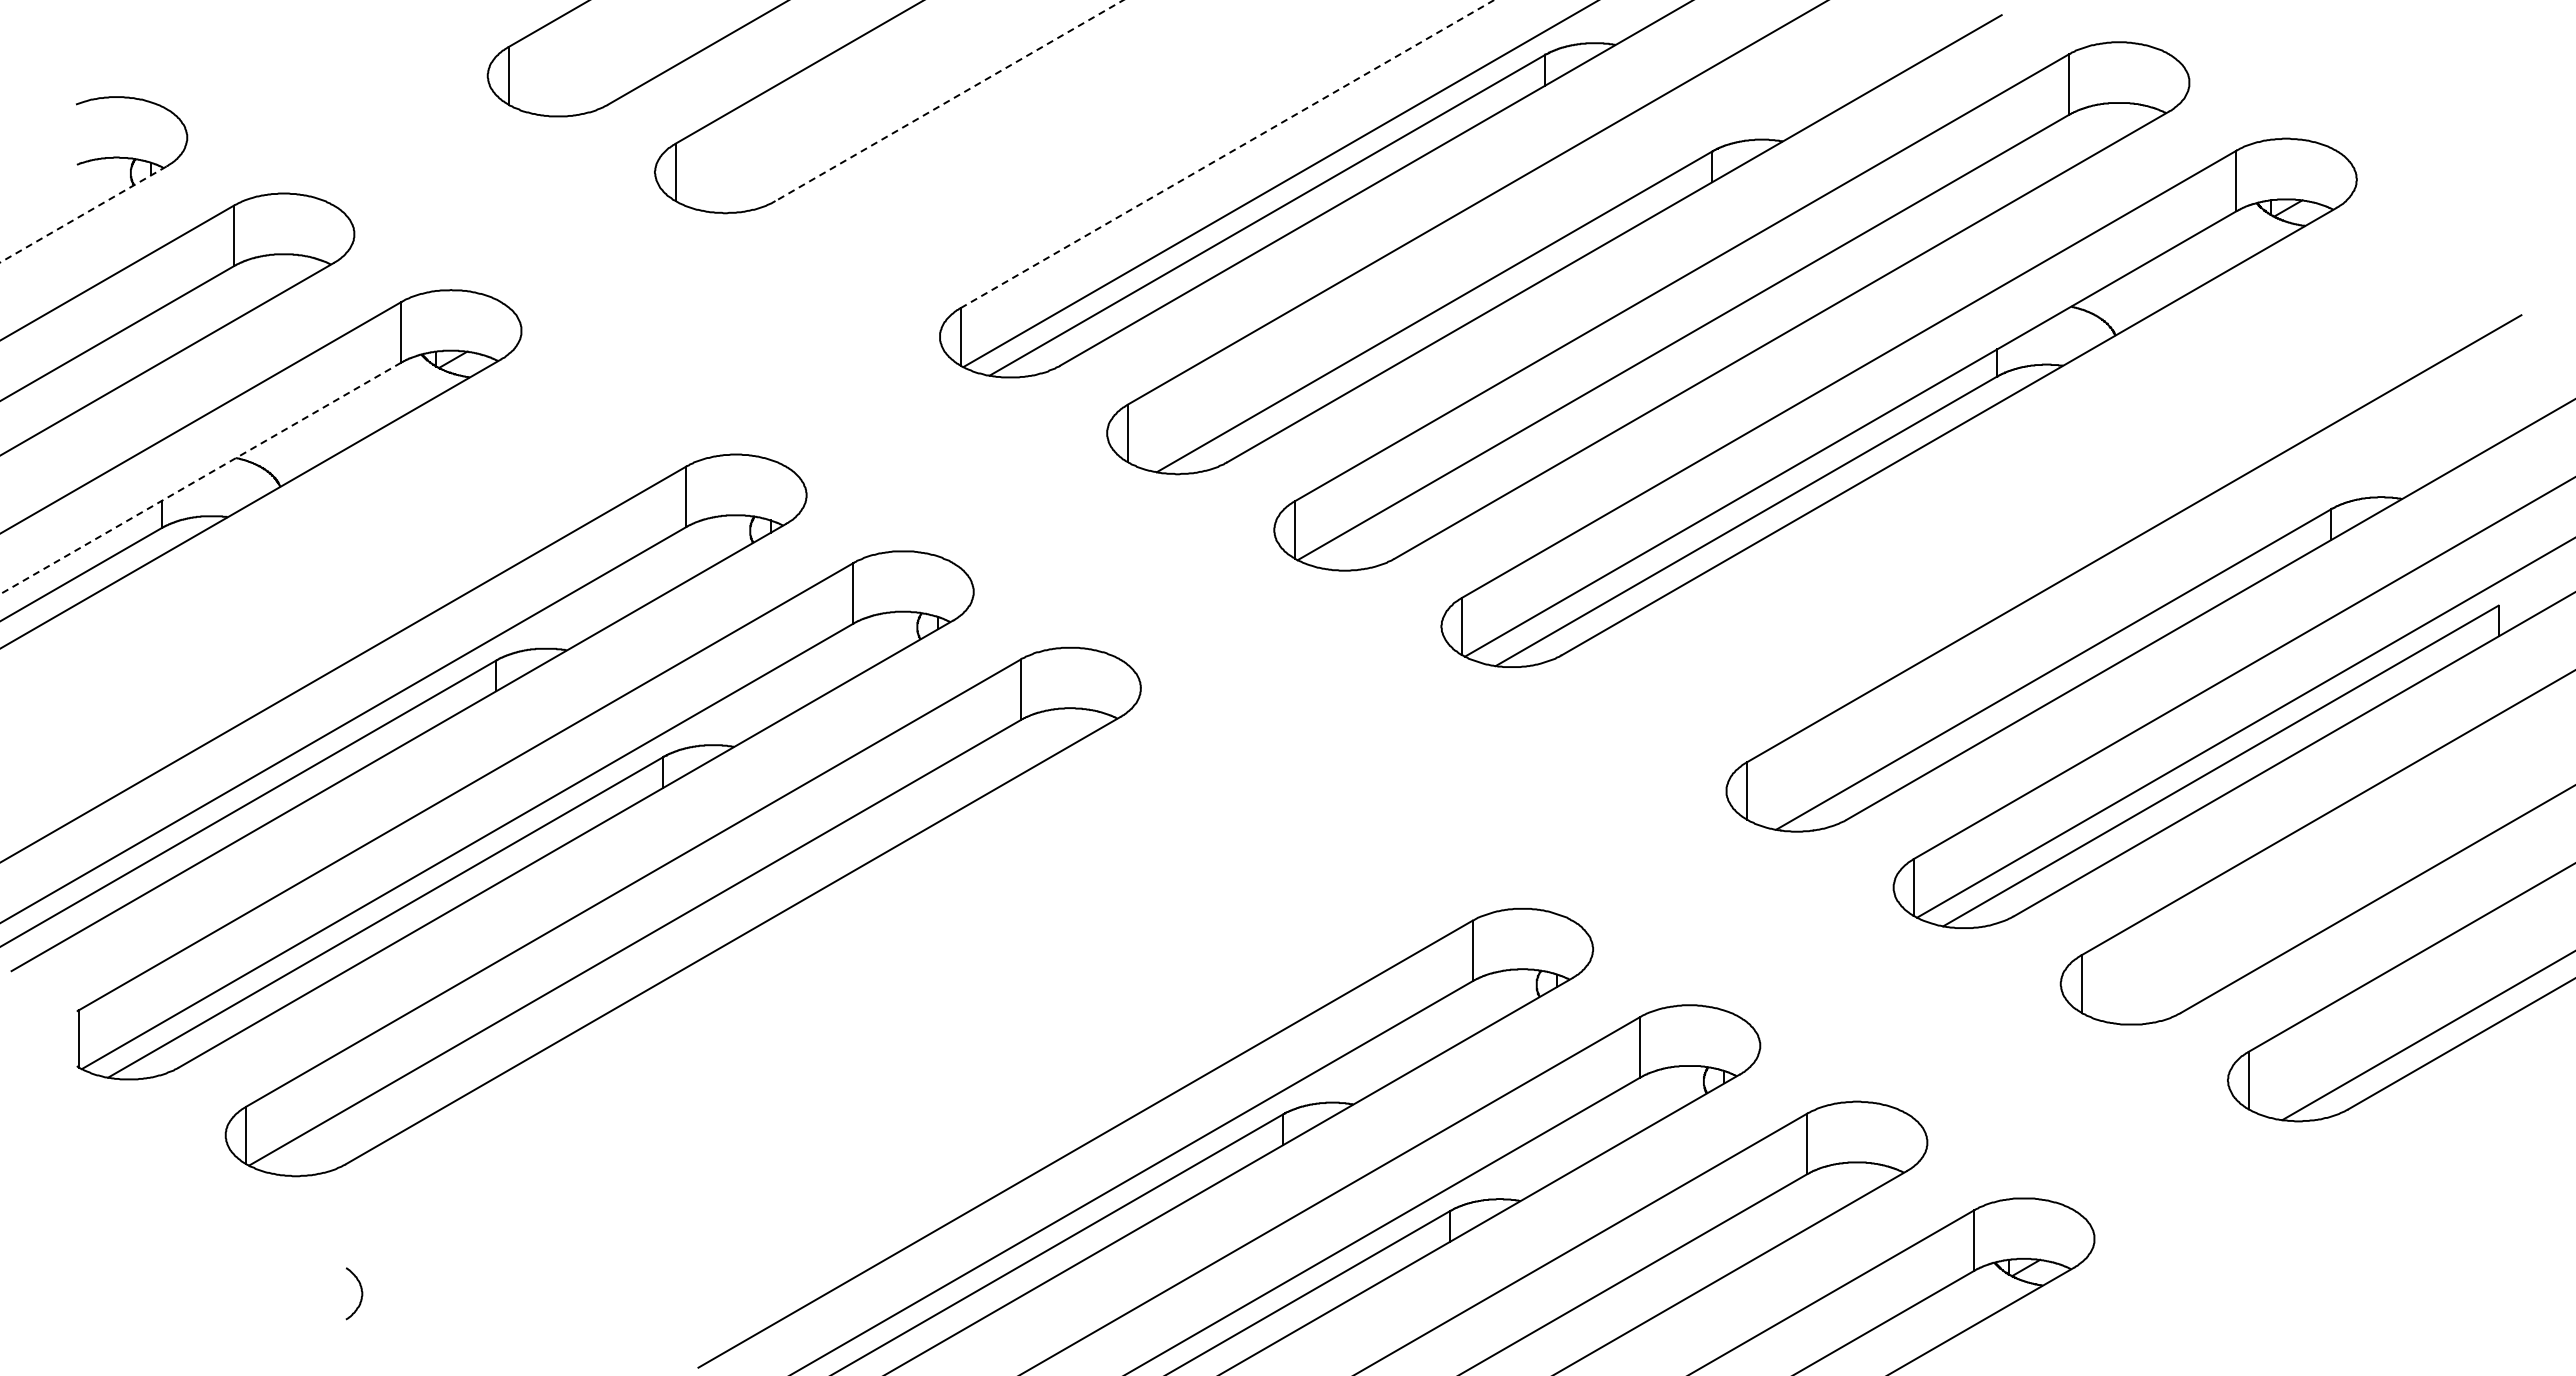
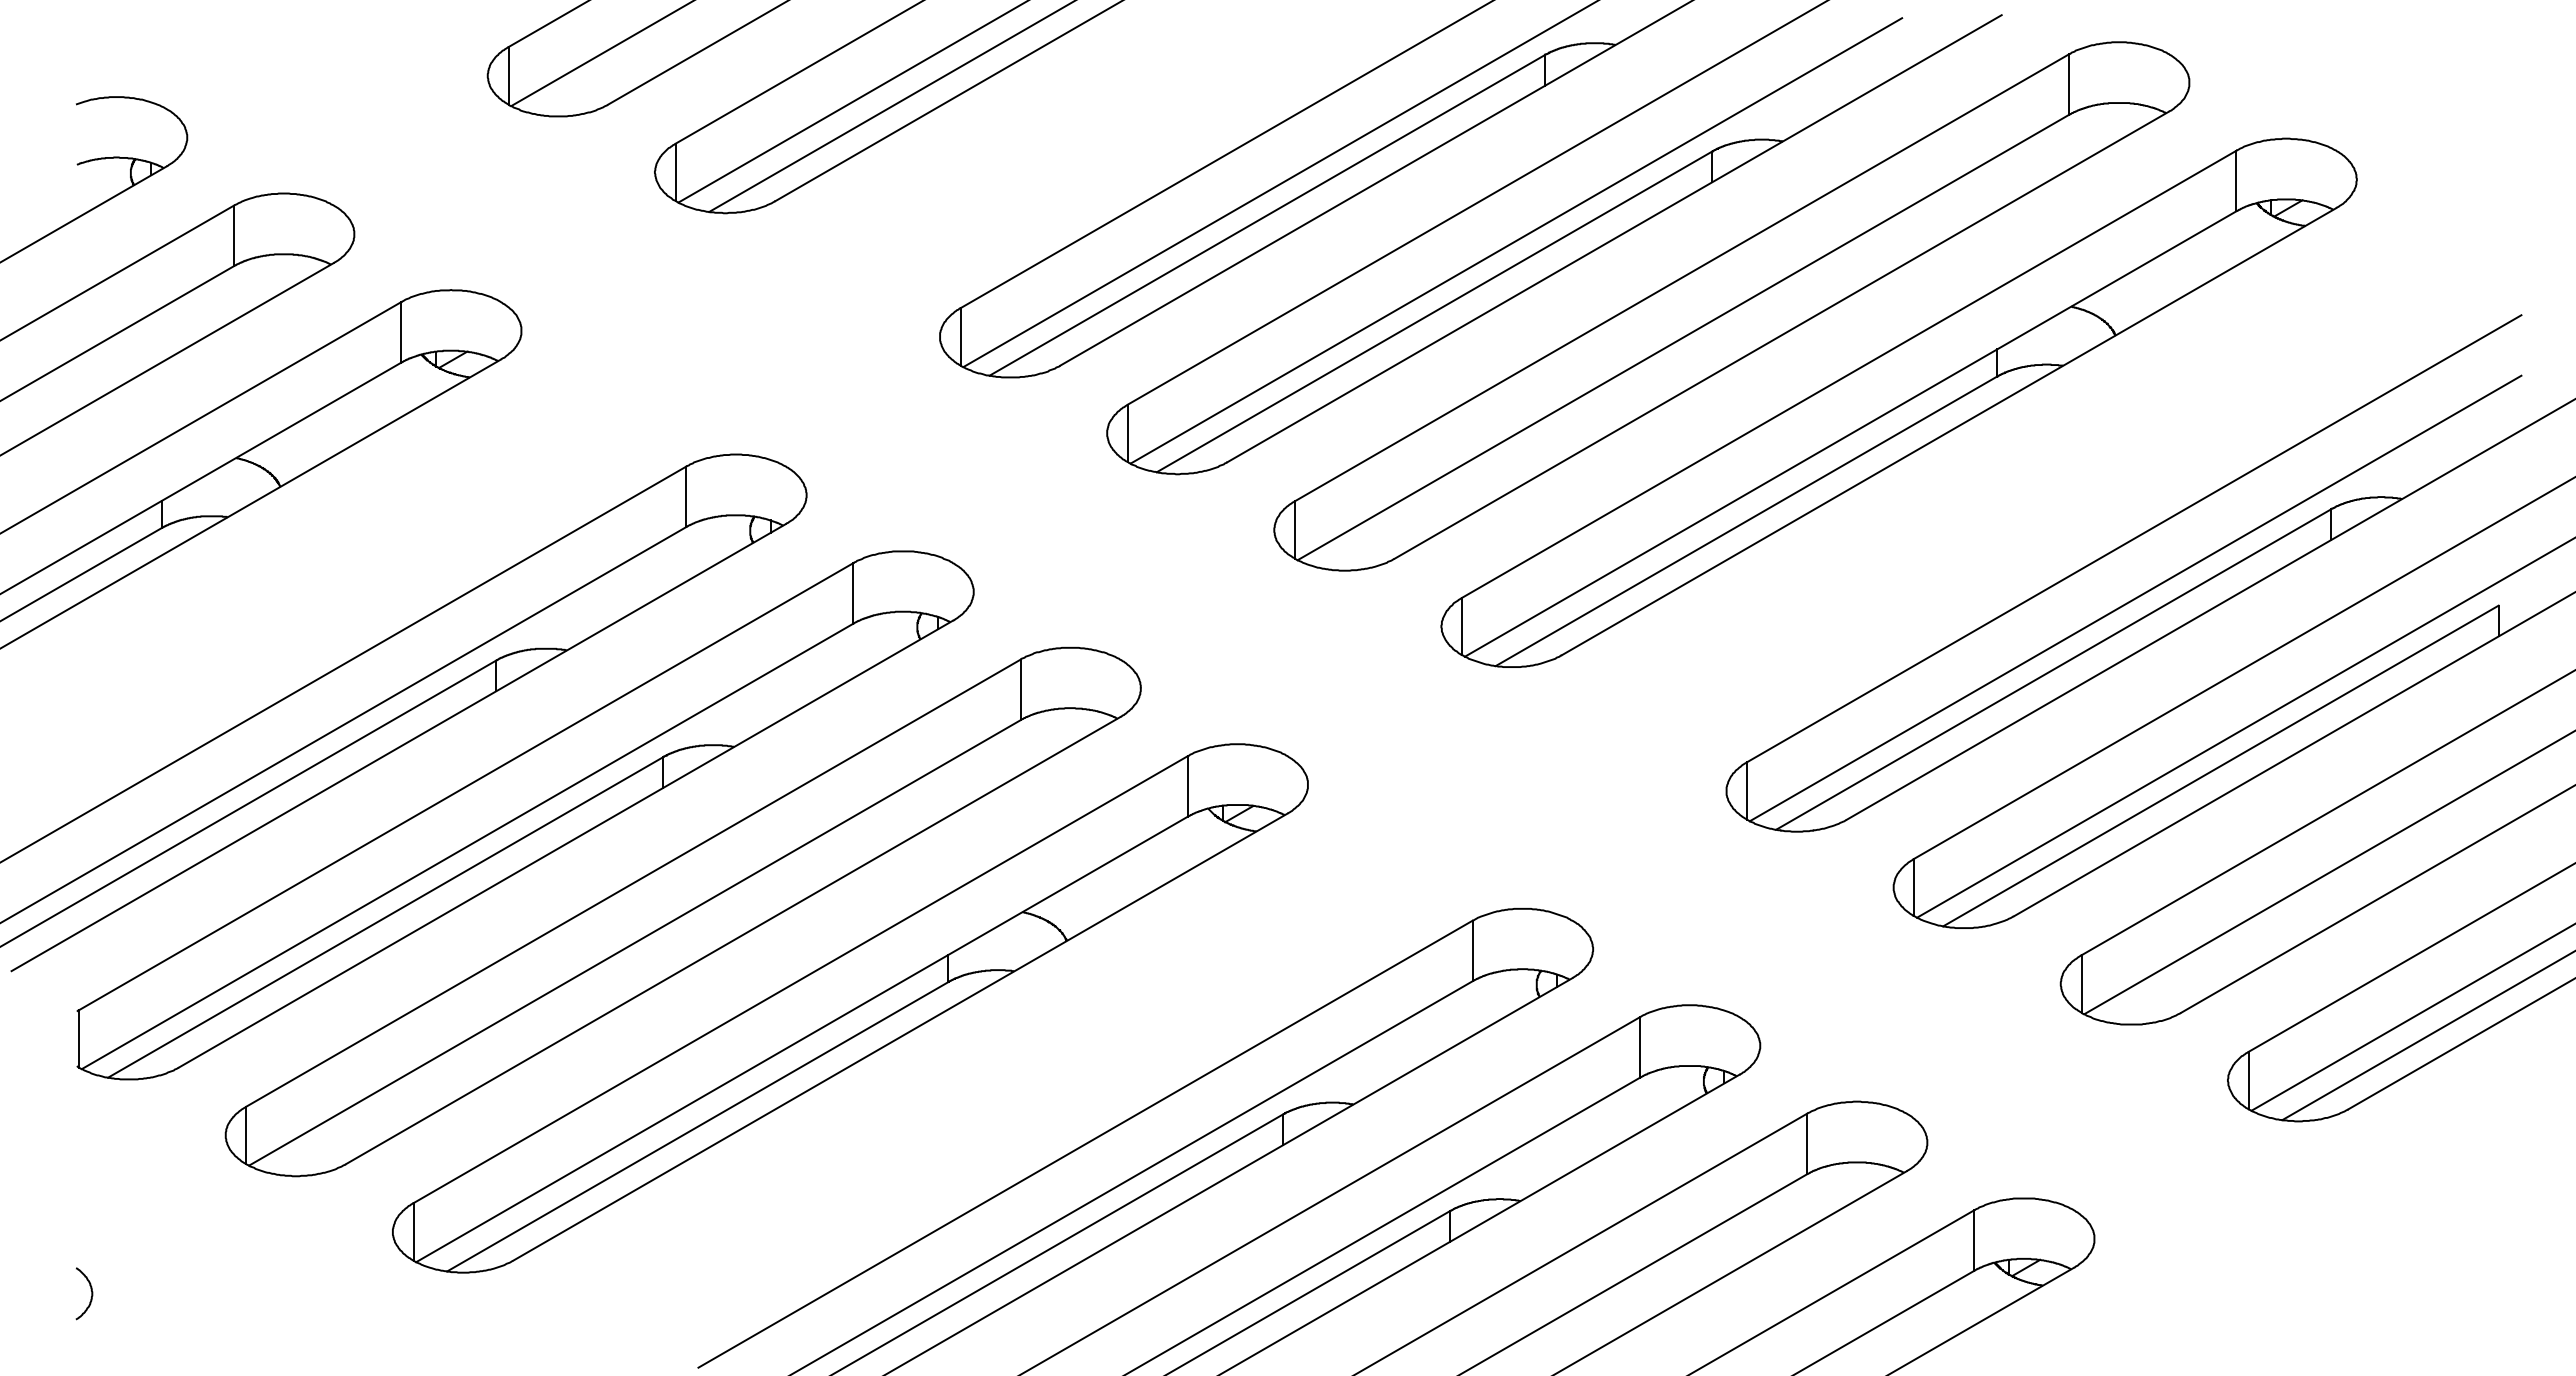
line: none -> present (601, 54)
line: dashed -> solid (949, 100)
line: none -> present (851, 102)
line: none -> present (890, 106)
line: dashed -> solid (1227, 154)
line: dashed -> solid (83, 214)
line: none -> present (1516, 240)
line: dashed -> solid (200, 478)
line: none -> present (2135, 598)
line: none -> present (2328, 873)
part: none -> present (850, 1008)
line: none -> present (2411, 1017)
curve position: (360, 1290) -> (90, 1290) (90, 1290)
